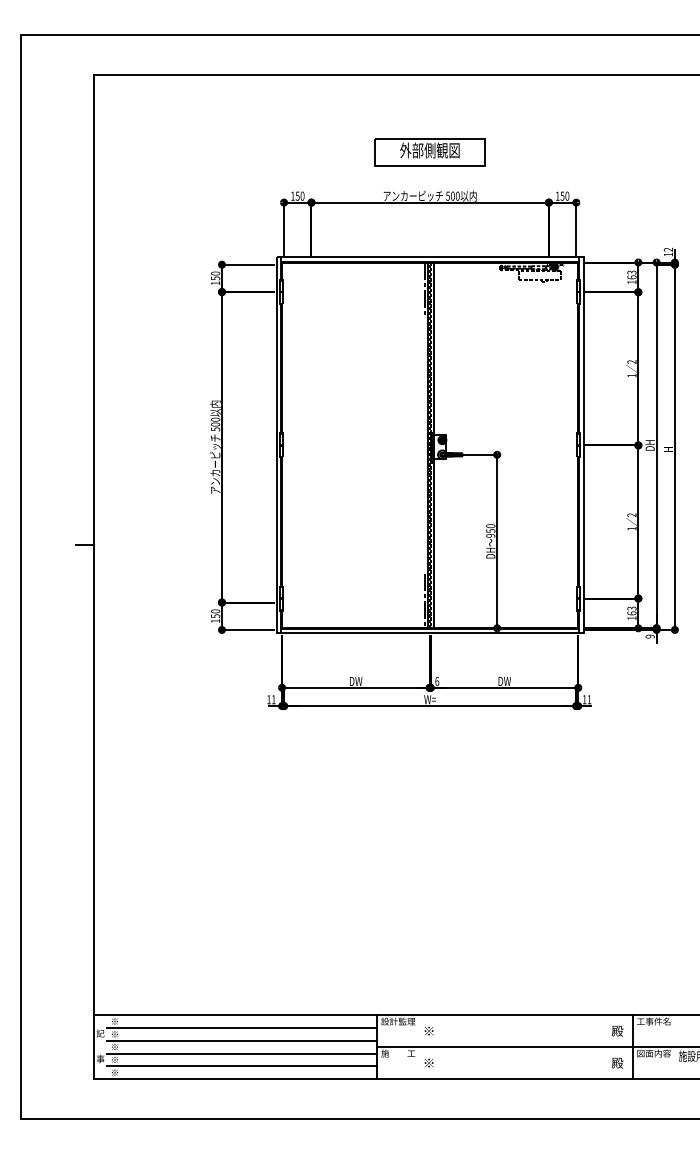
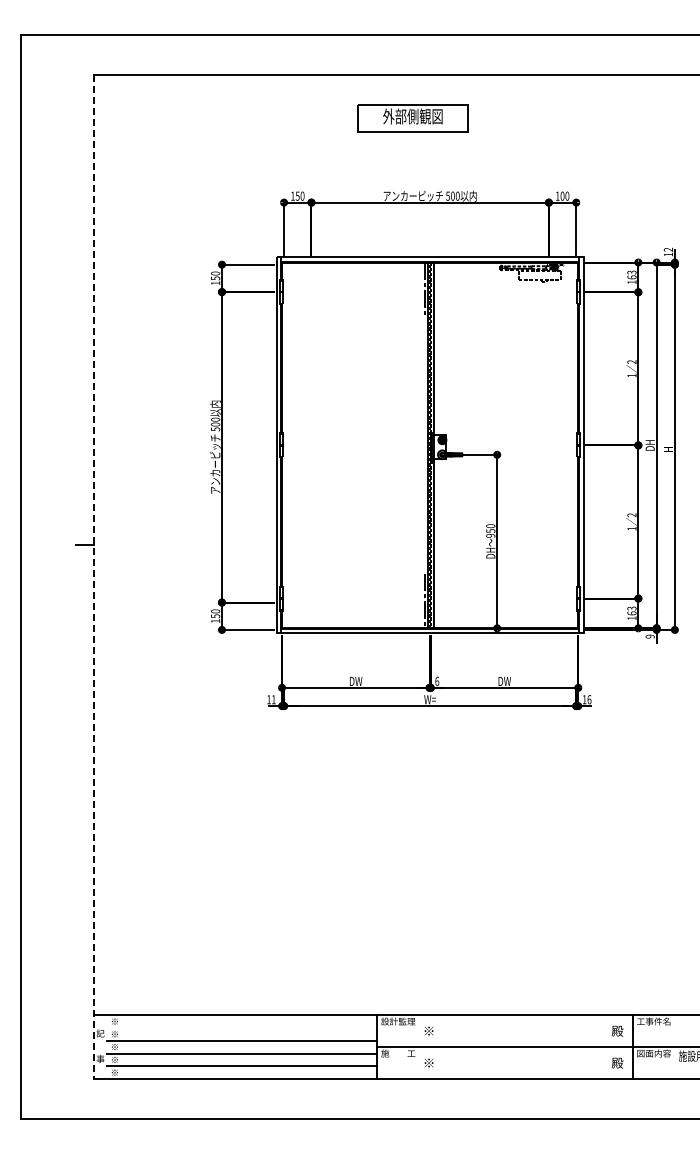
part position: (429, 152) -> (412, 118) (412, 118)
text: 150 -> 100 (562, 195)
line: solid -> dashed (94, 577)
text: 11 -> 16 (589, 699)
line: present -> none (241, 1028)
